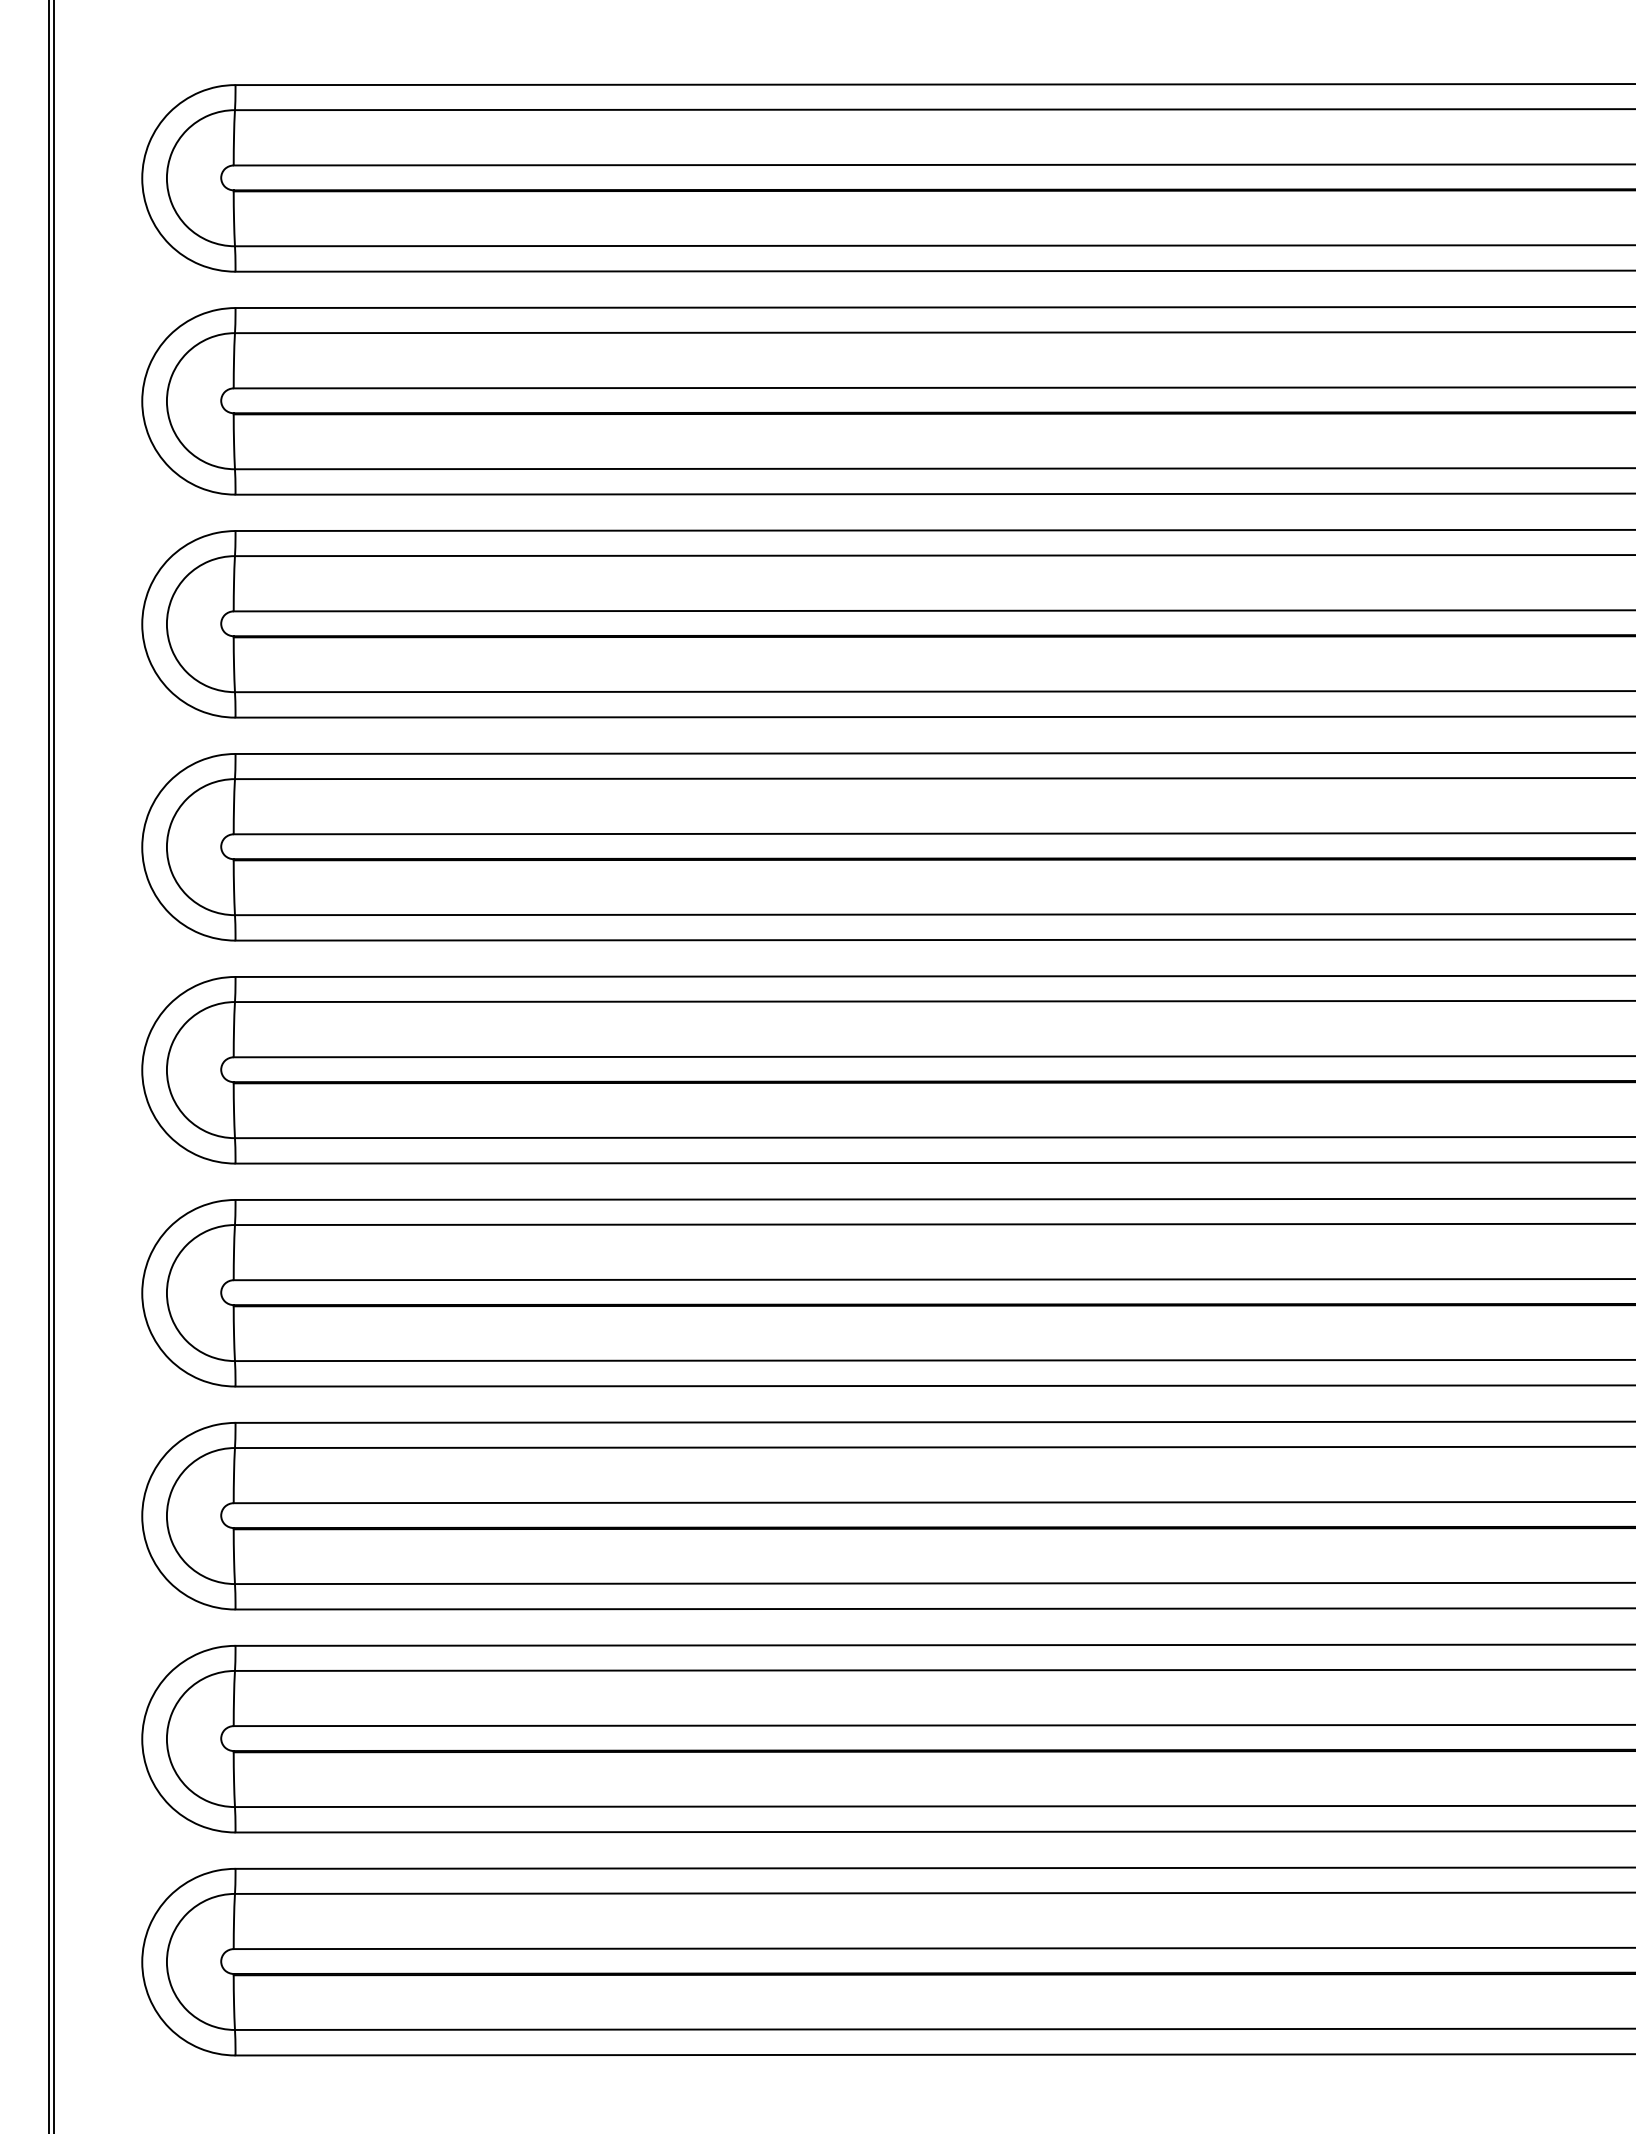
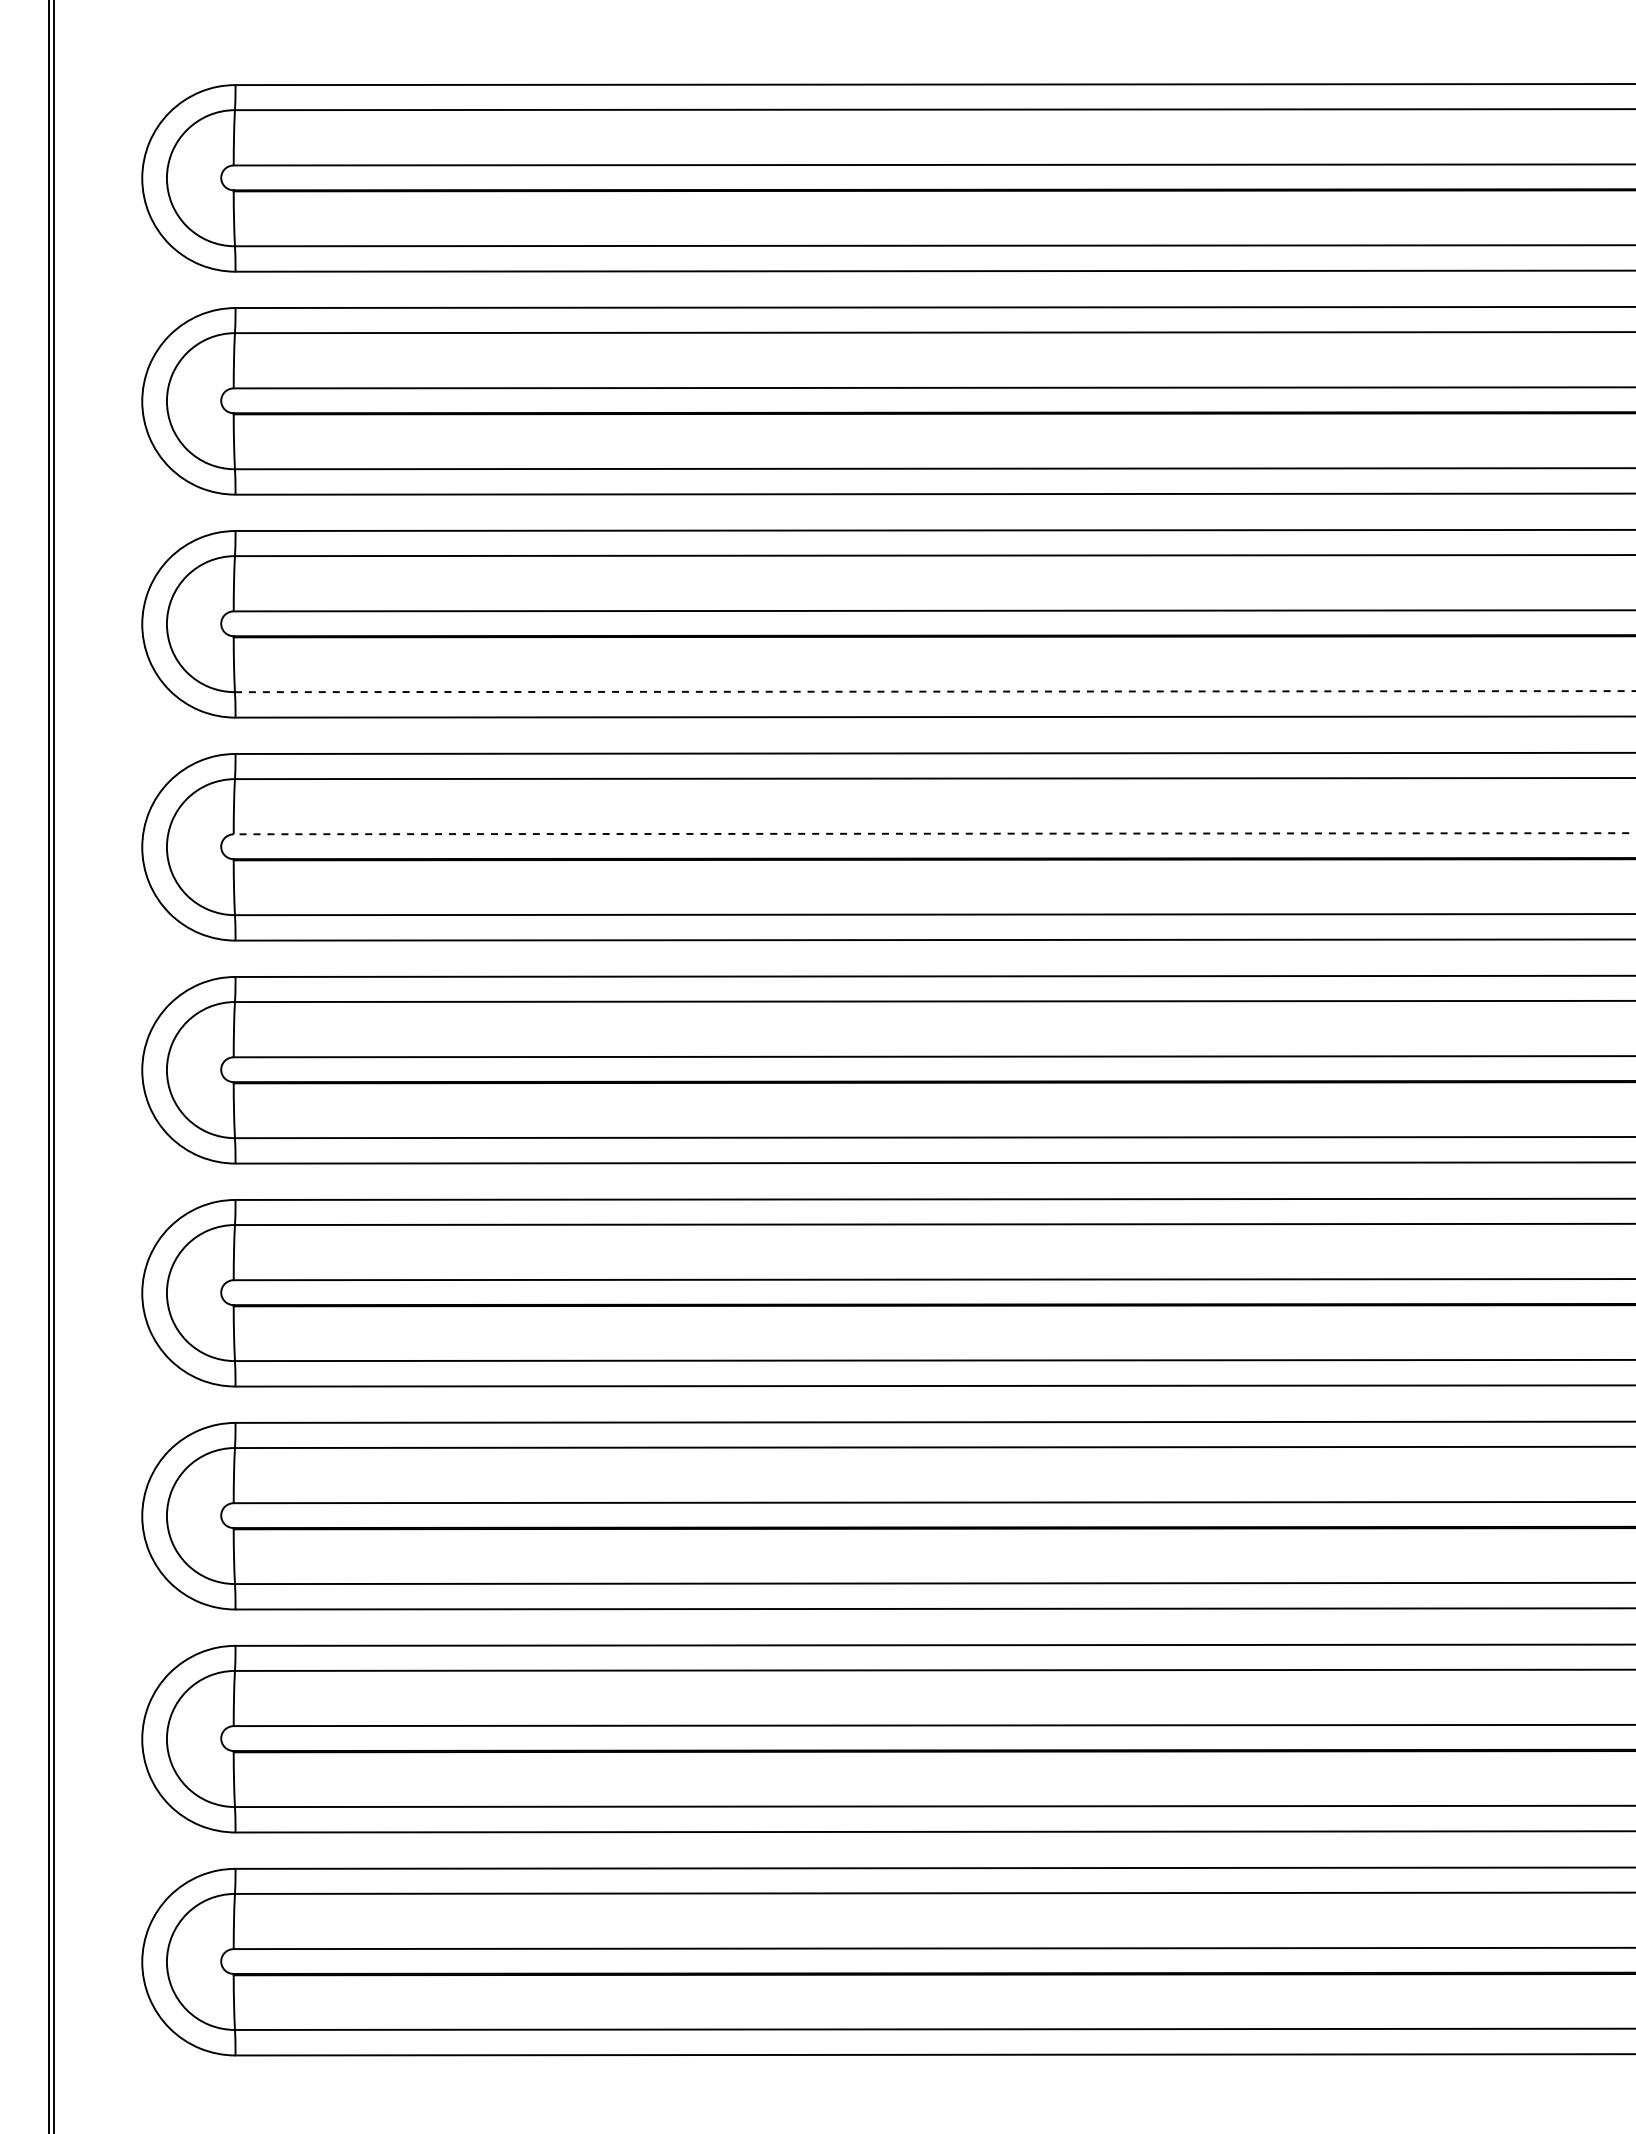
line: solid -> dashed (935, 691)
line: solid -> dashed (934, 833)
